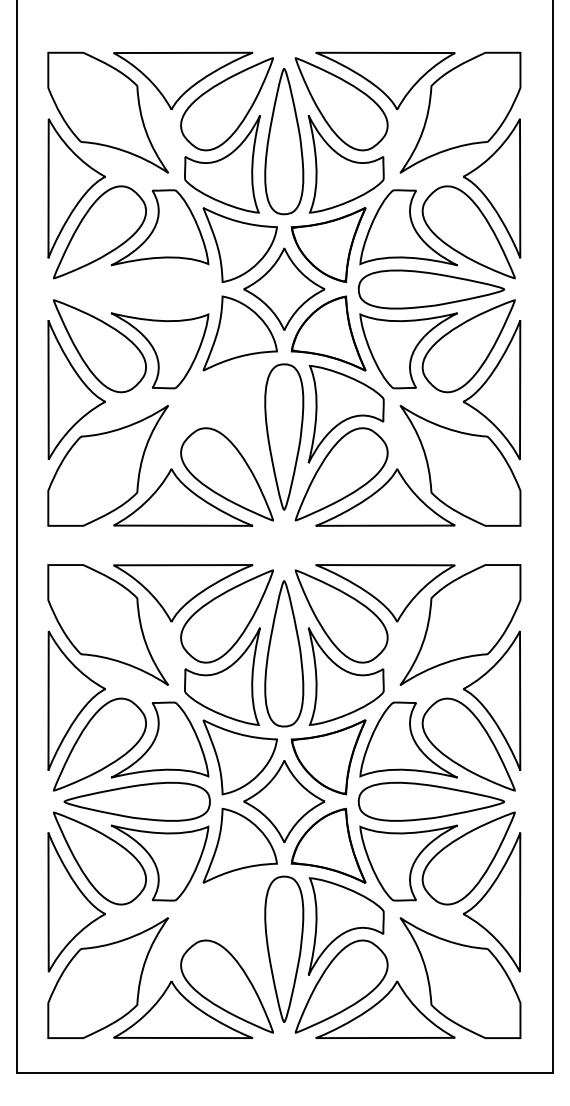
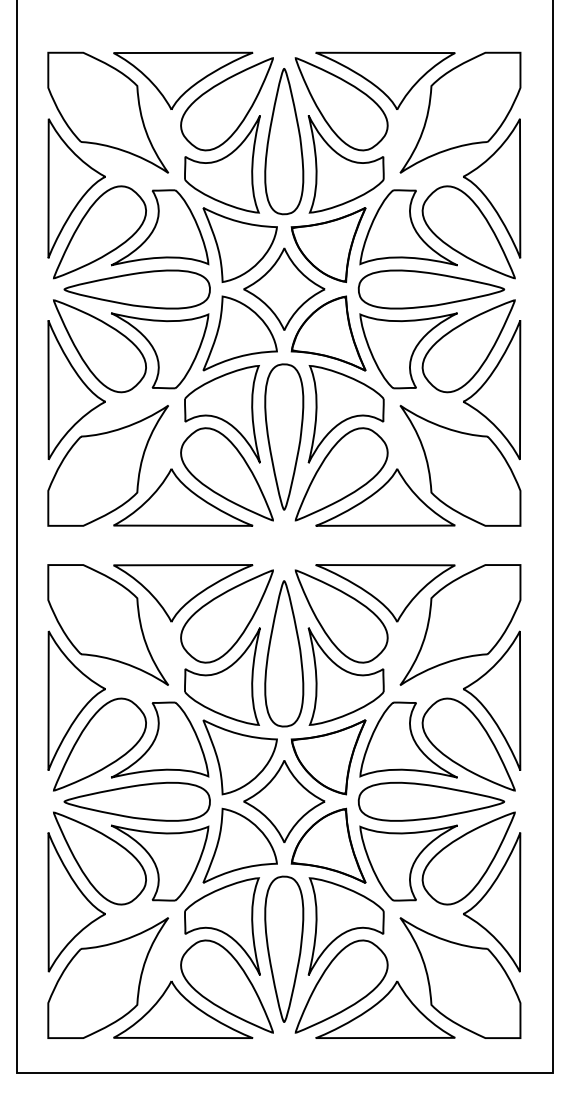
part: none -> present (136, 289)
part: none -> present (222, 414)
part: none -> present (222, 926)
